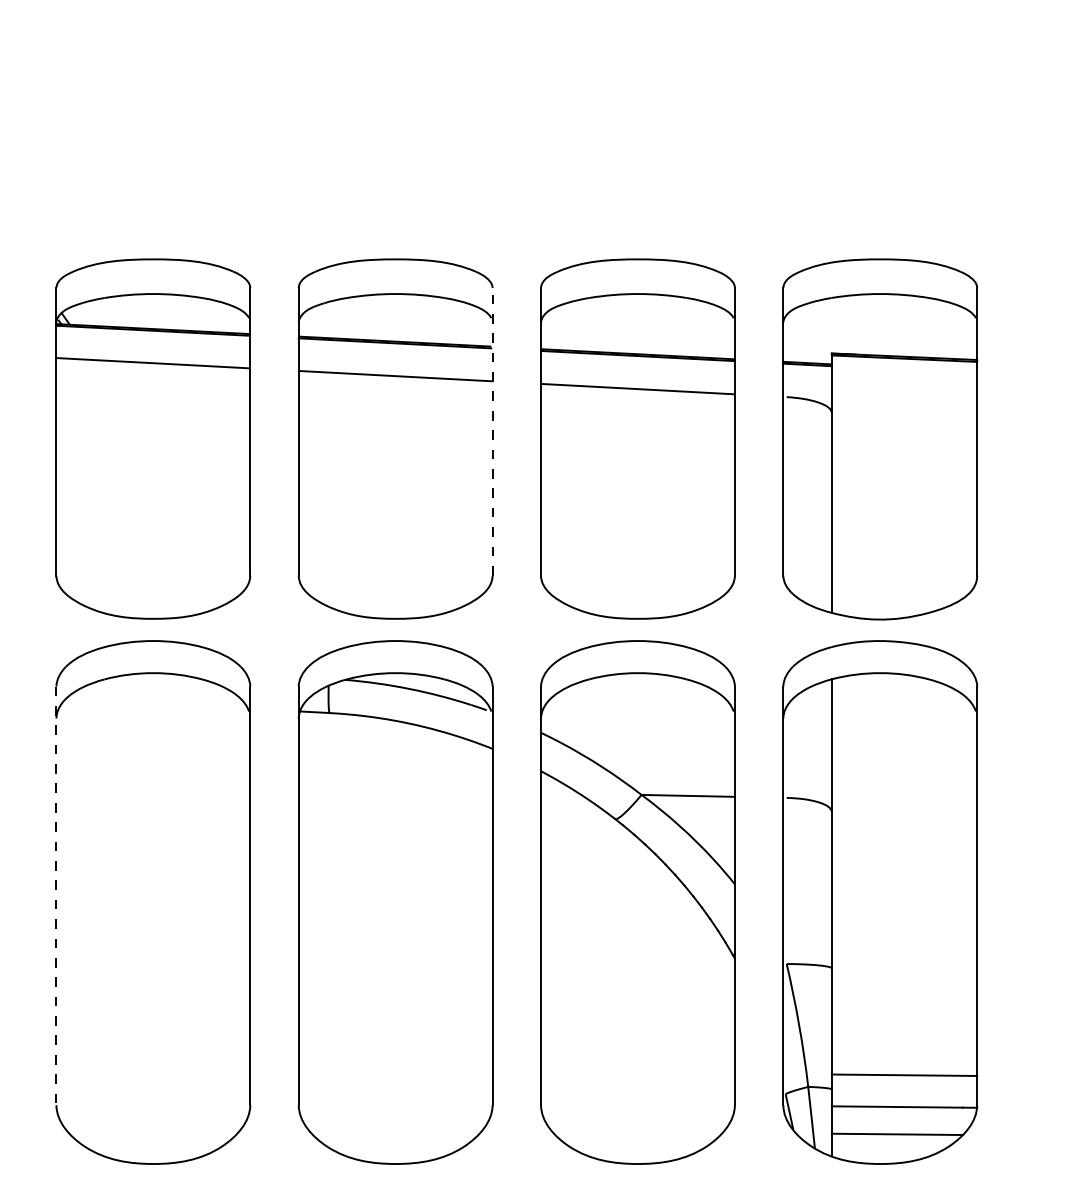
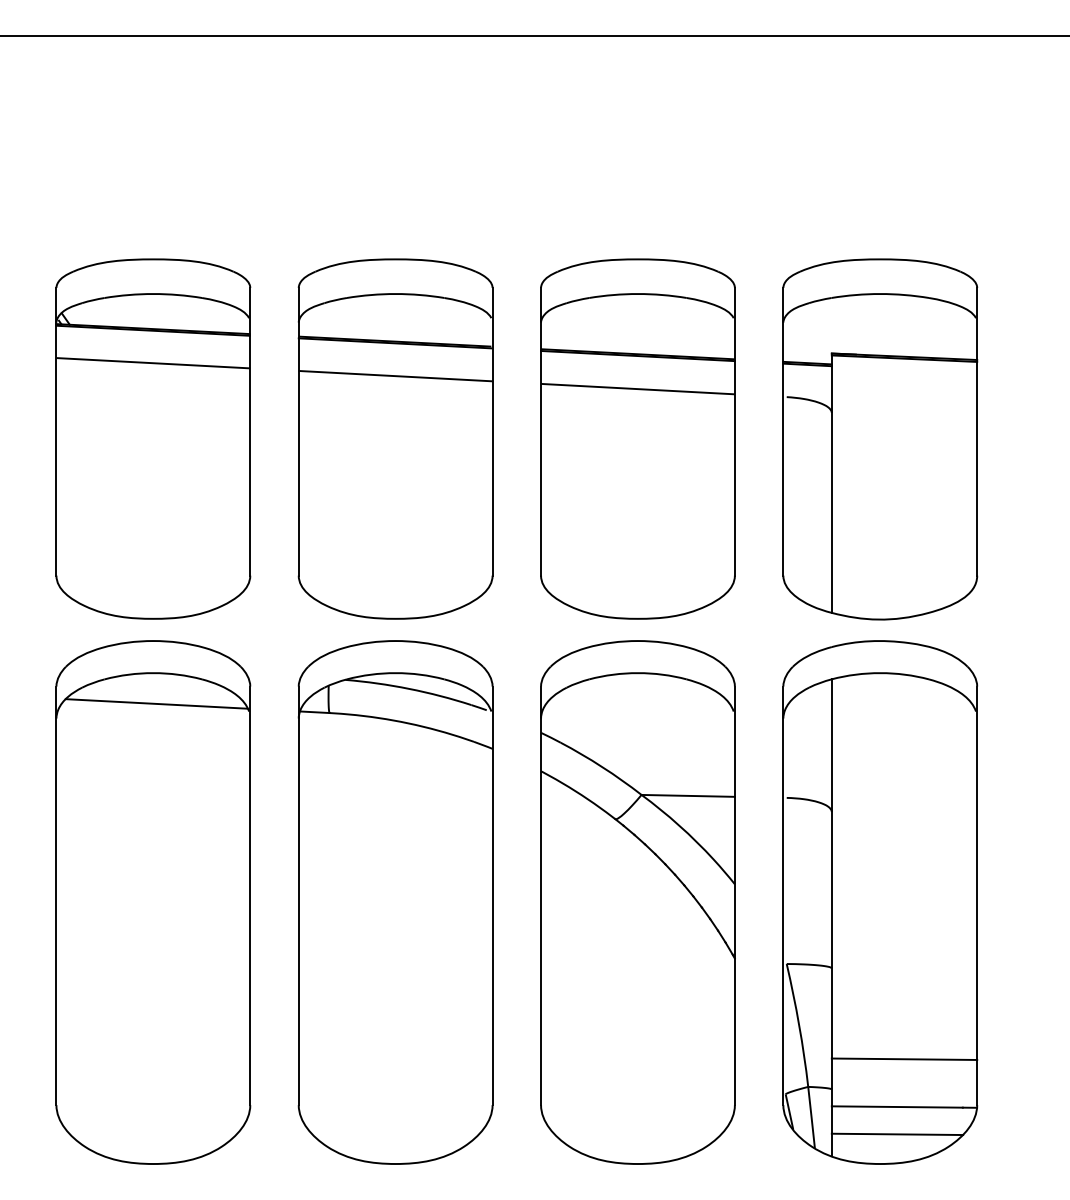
line: none -> present (534, 35)
line: dashed -> solid (492, 431)
line: none -> present (156, 703)
line: dashed -> solid (56, 896)
line position: (904, 1074) -> (904, 1058) (904, 1058)
